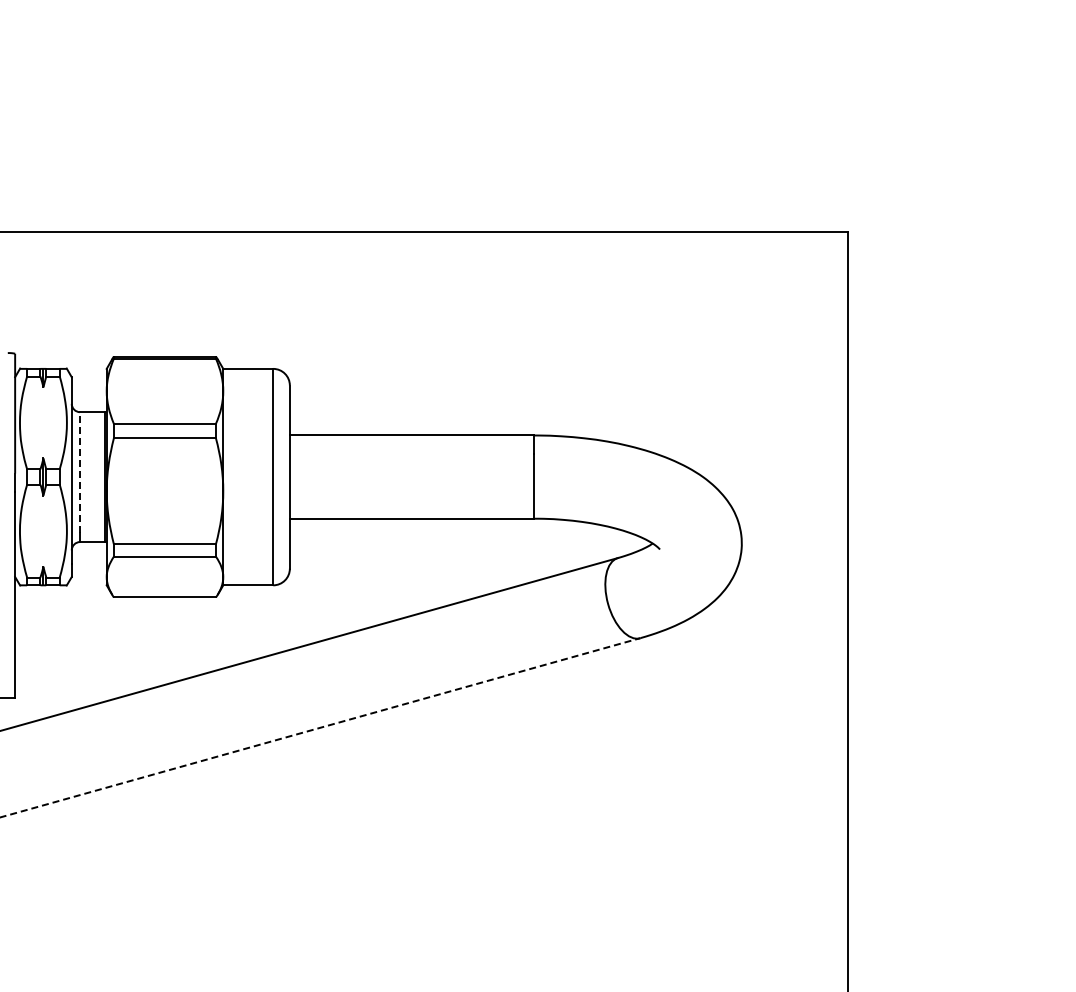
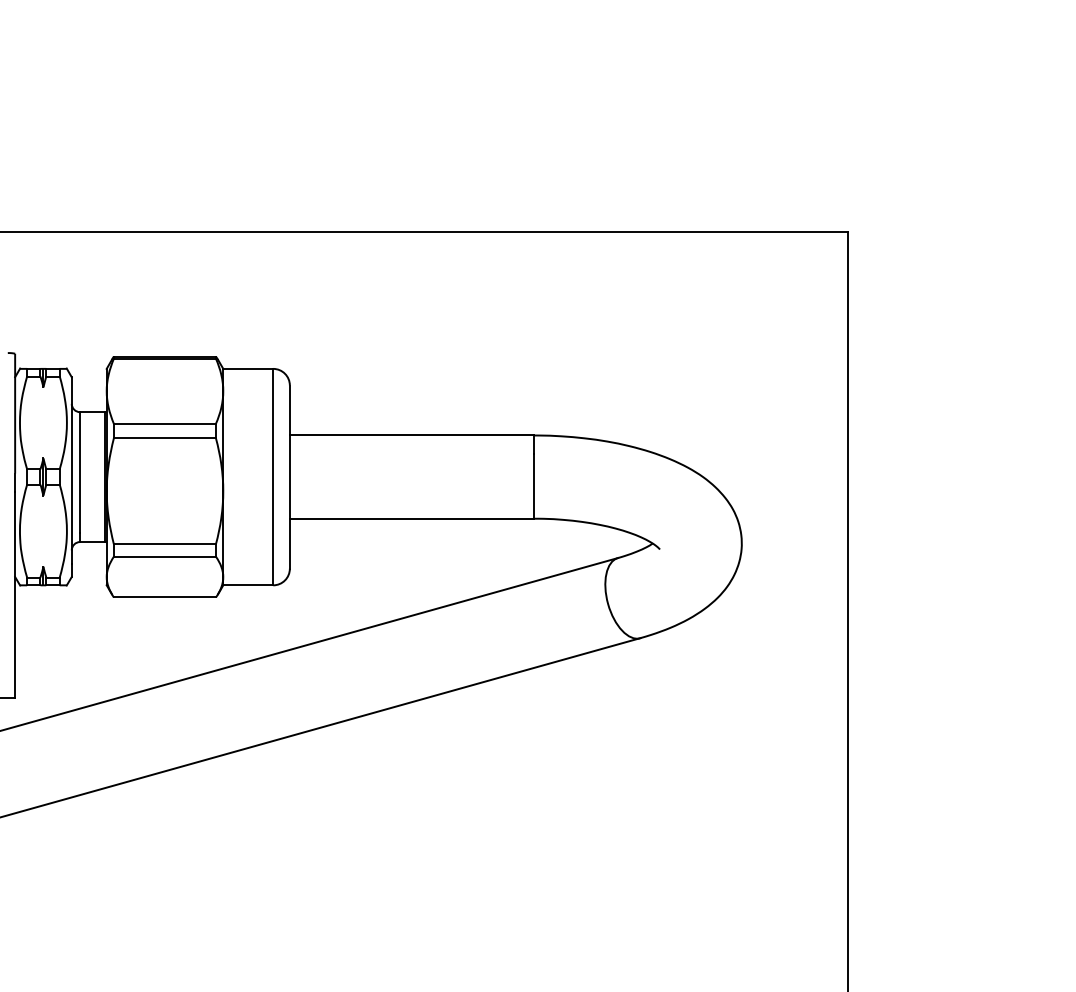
line: dashed -> solid (80, 472)
line: dashed -> solid (321, 727)
